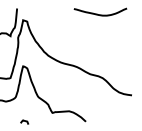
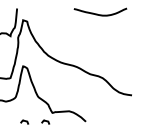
curve: none -> present (45, 121)
